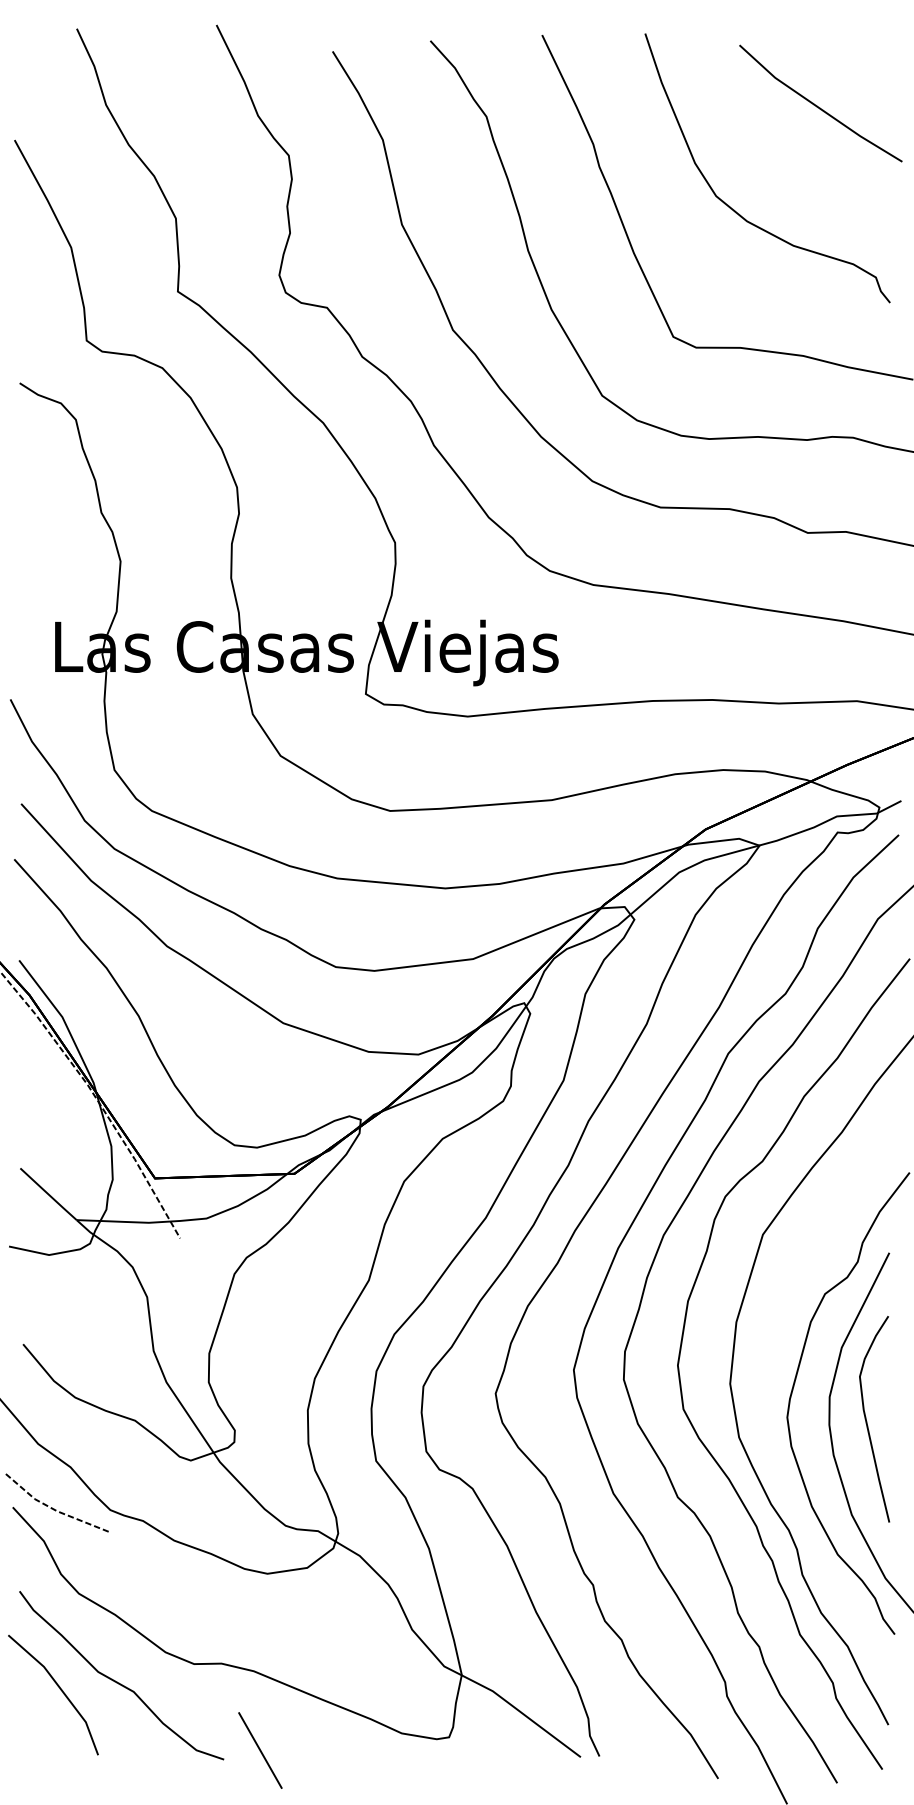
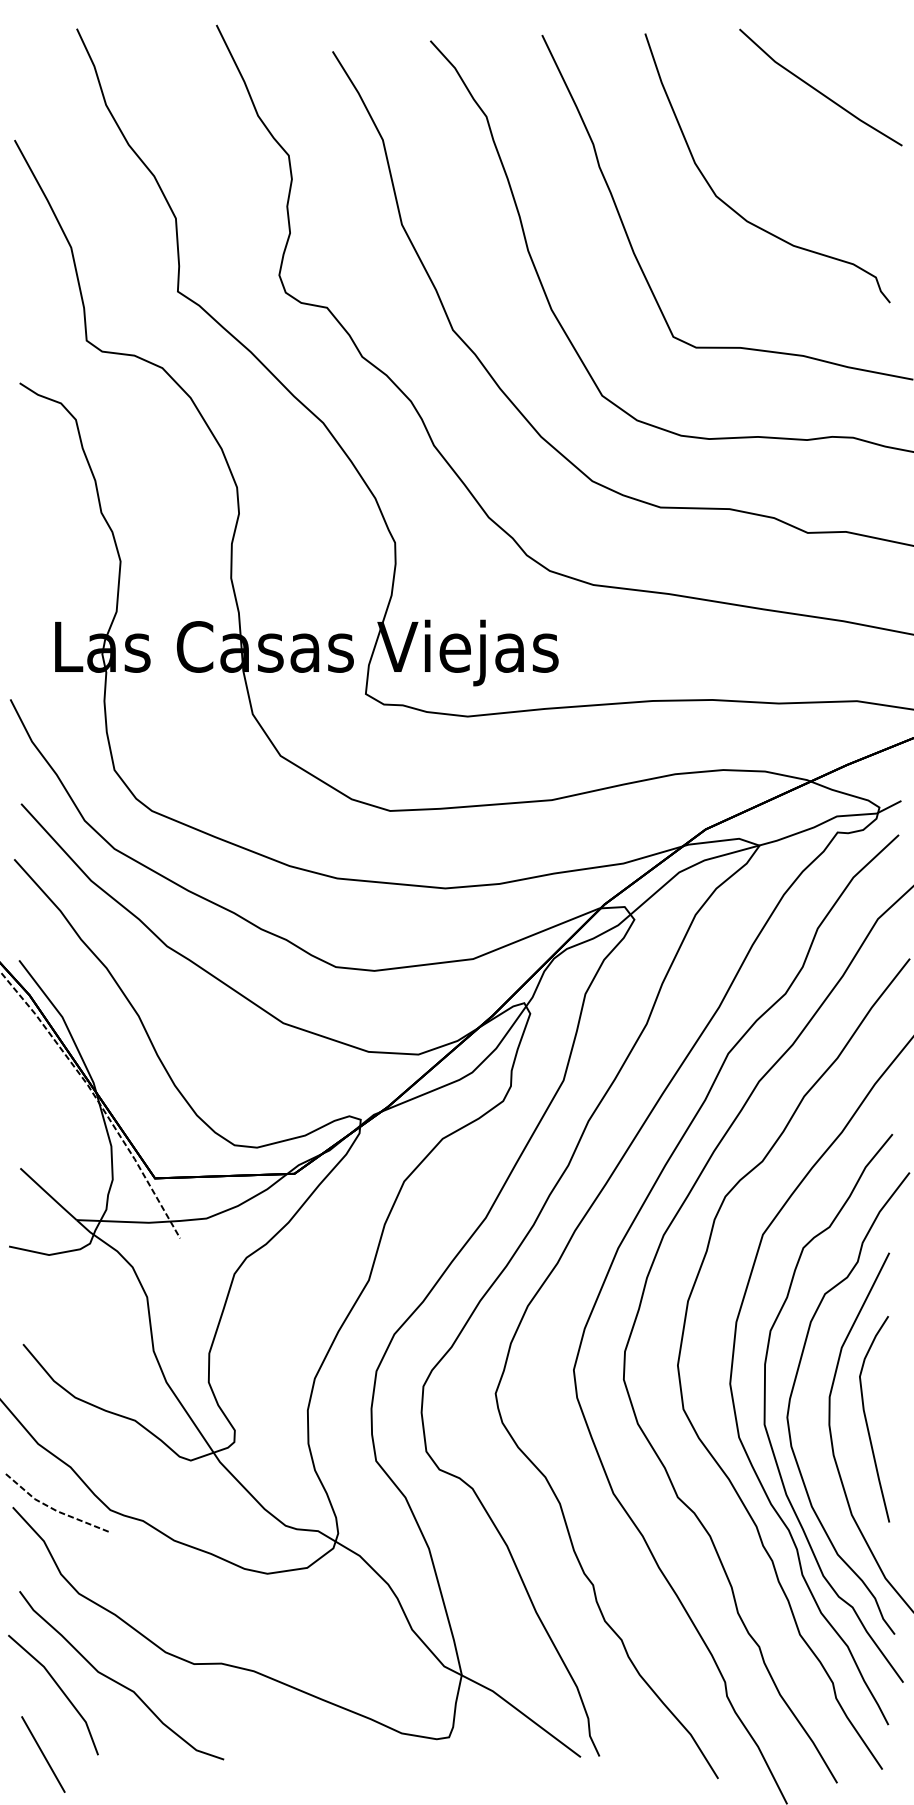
line position: (817, 105) -> (817, 89) (817, 89)
curve: none -> present (765, 1408)
line position: (260, 1750) -> (43, 1754) (43, 1754)
